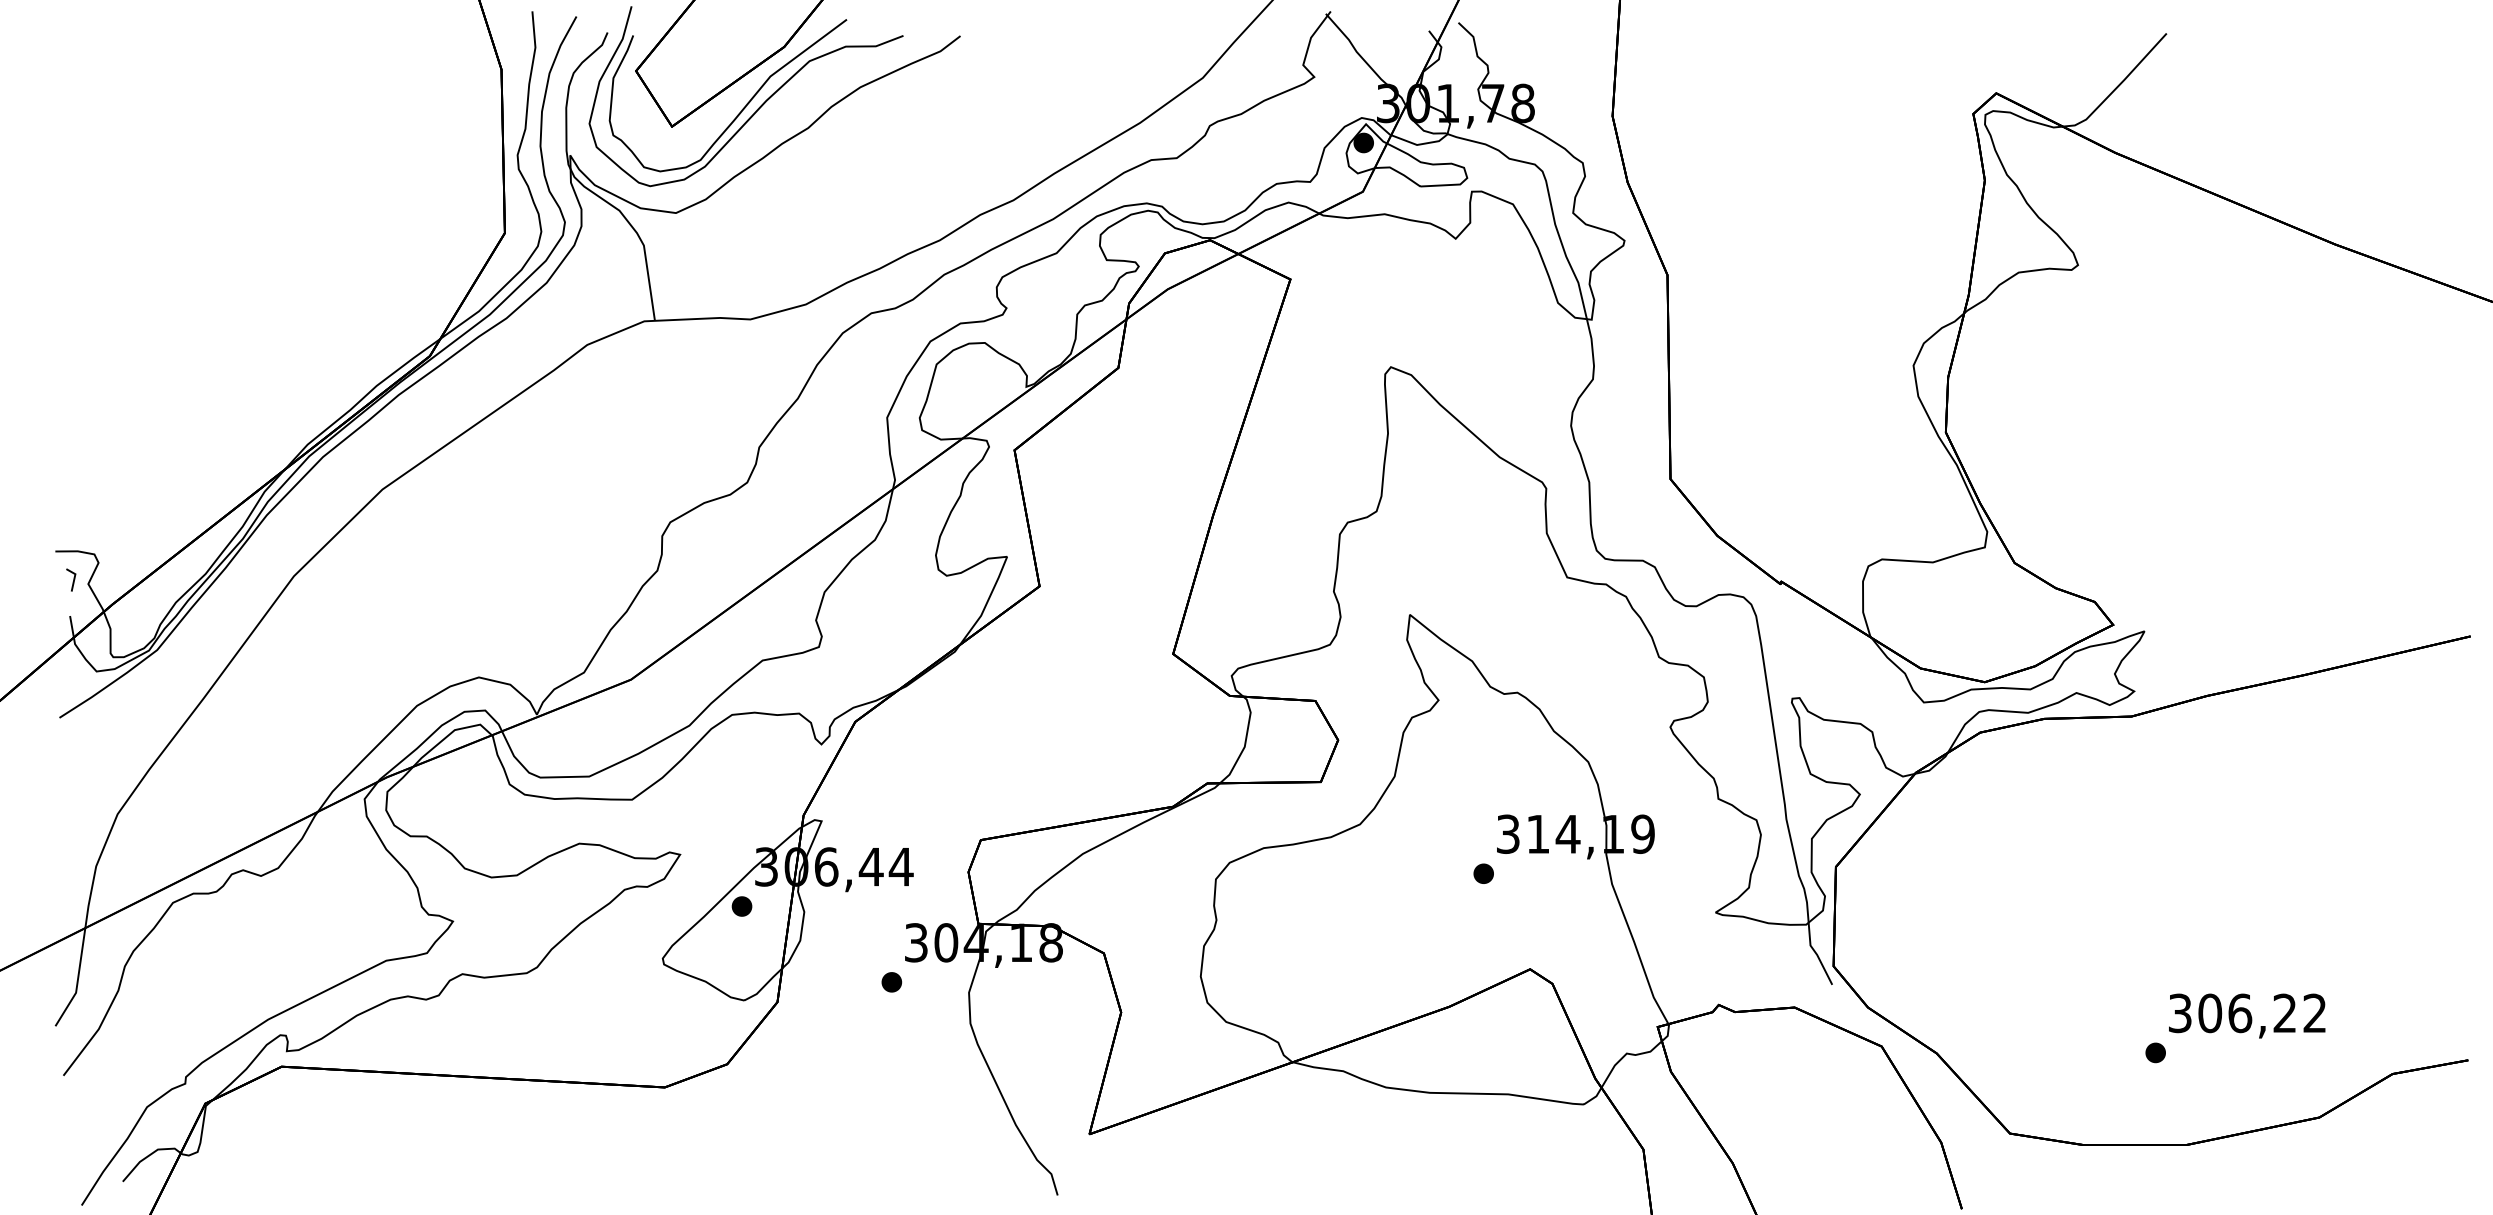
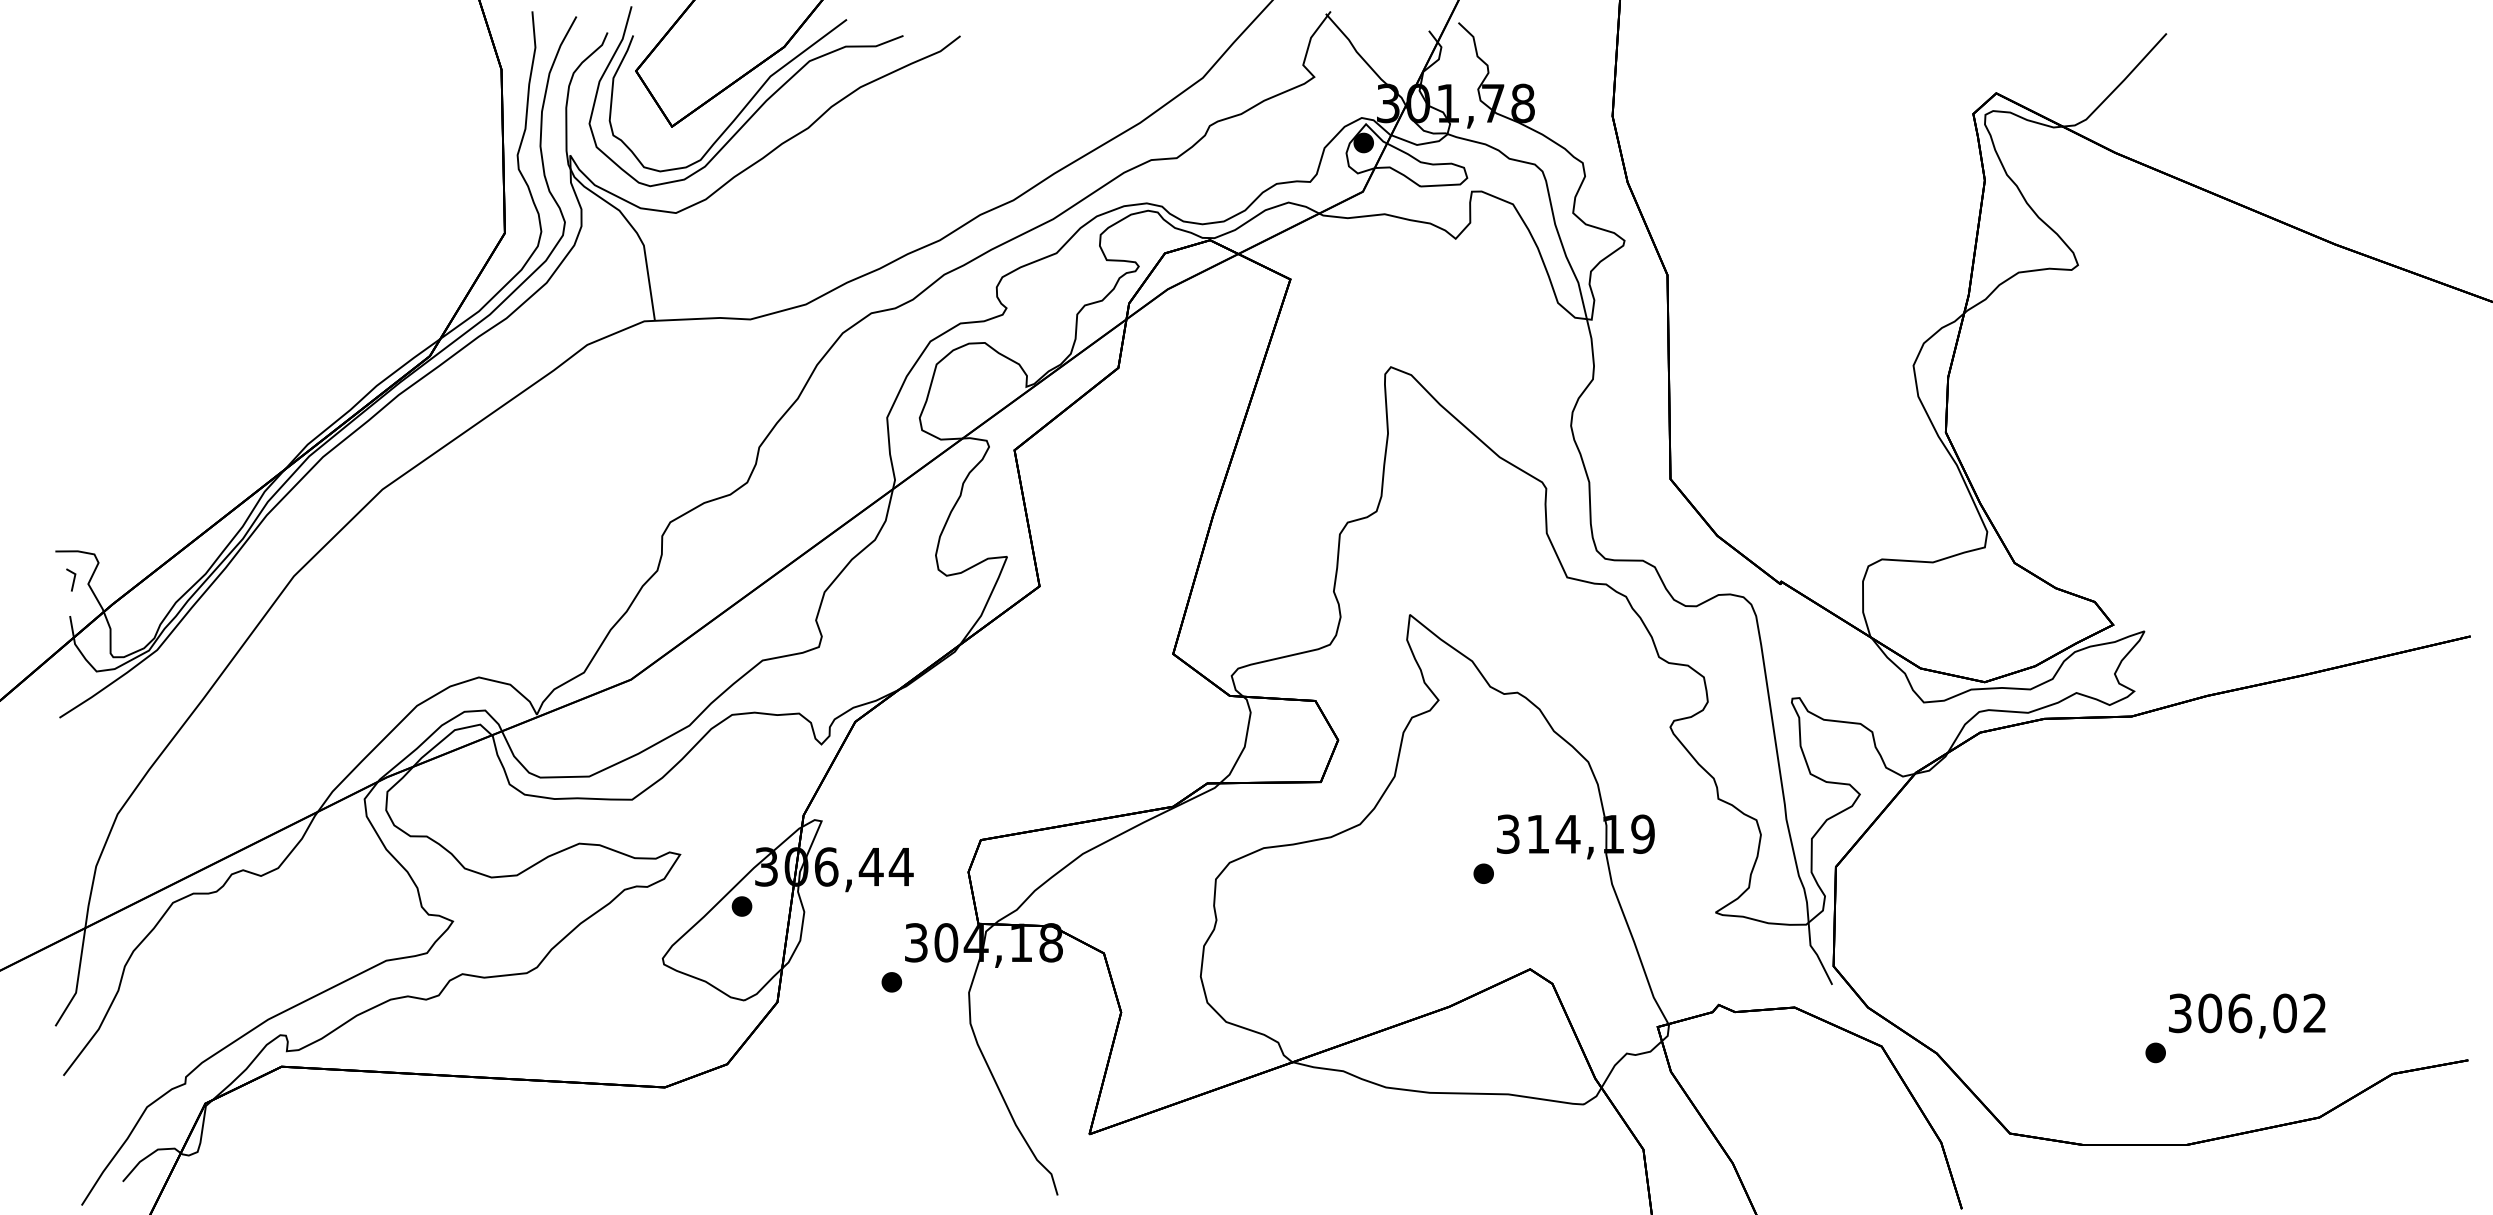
text: 306,22 -> 306,02 (2284, 1013)
